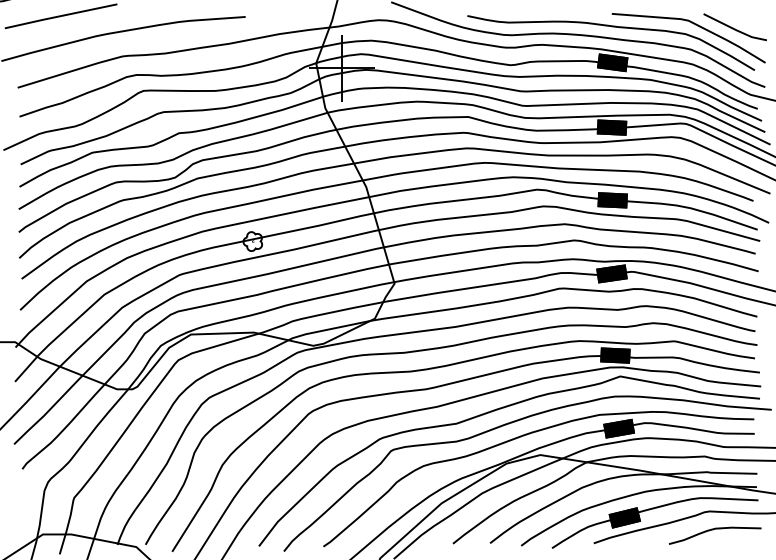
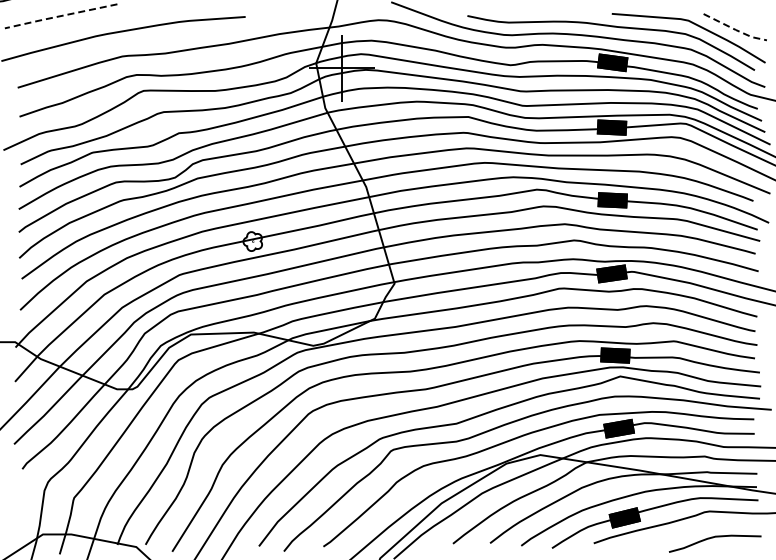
line: solid -> dashed (60, 16)
line: solid -> dashed (735, 30)
curve position: (713, 530) -> (713, 538) (713, 538)
